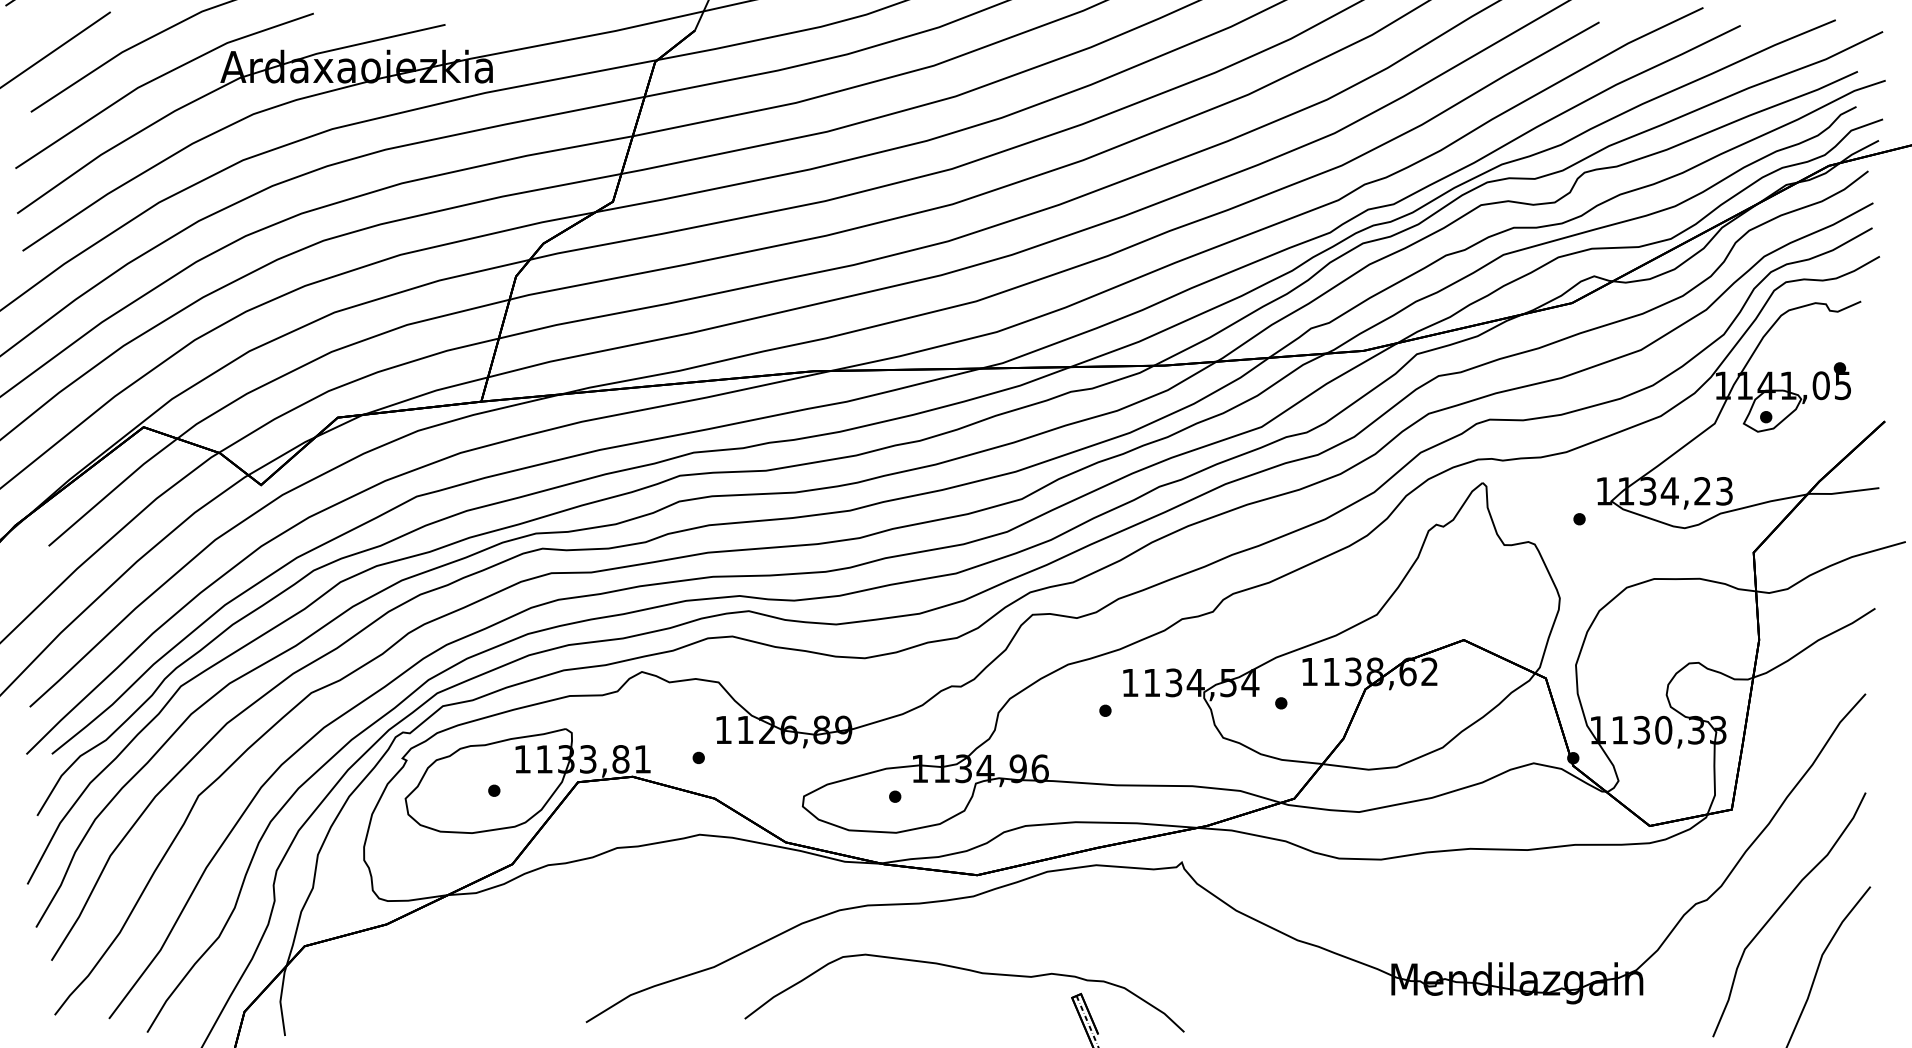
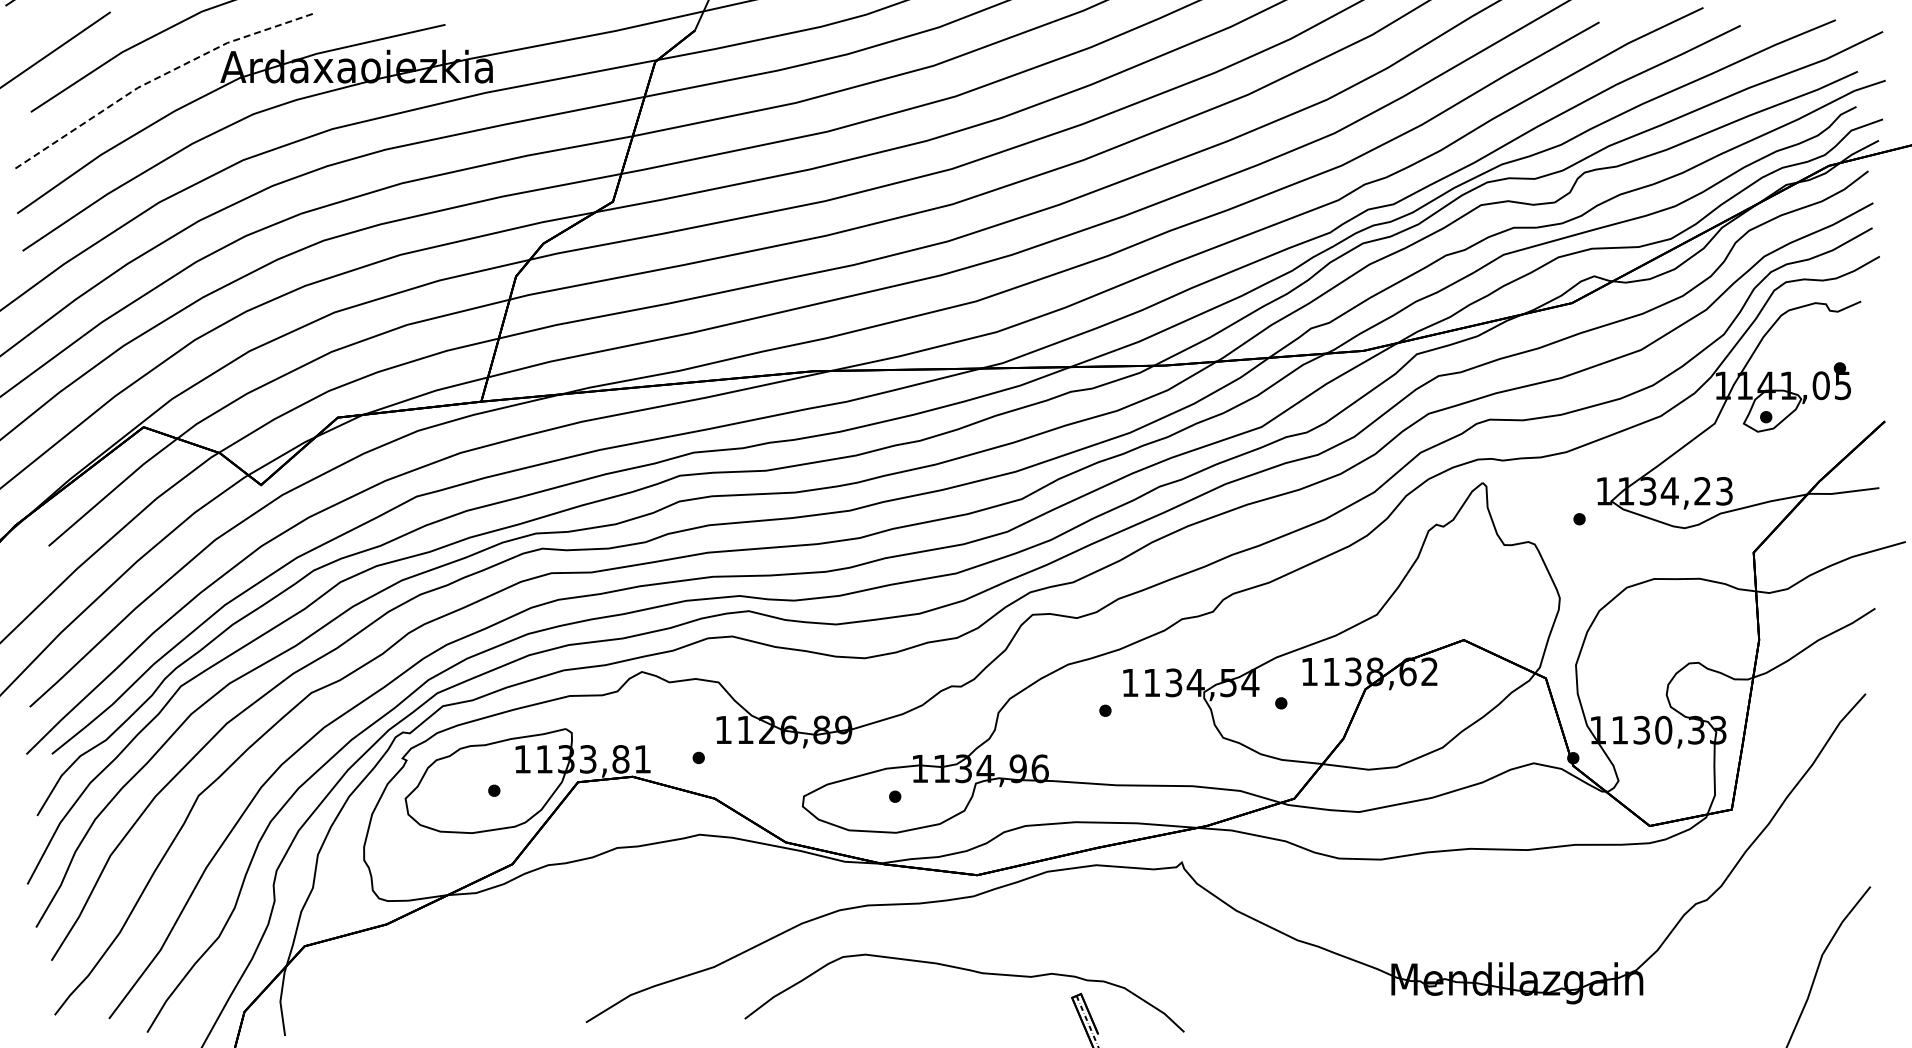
line: solid -> dashed (158, 77)
curve: present -> none (1779, 909)
